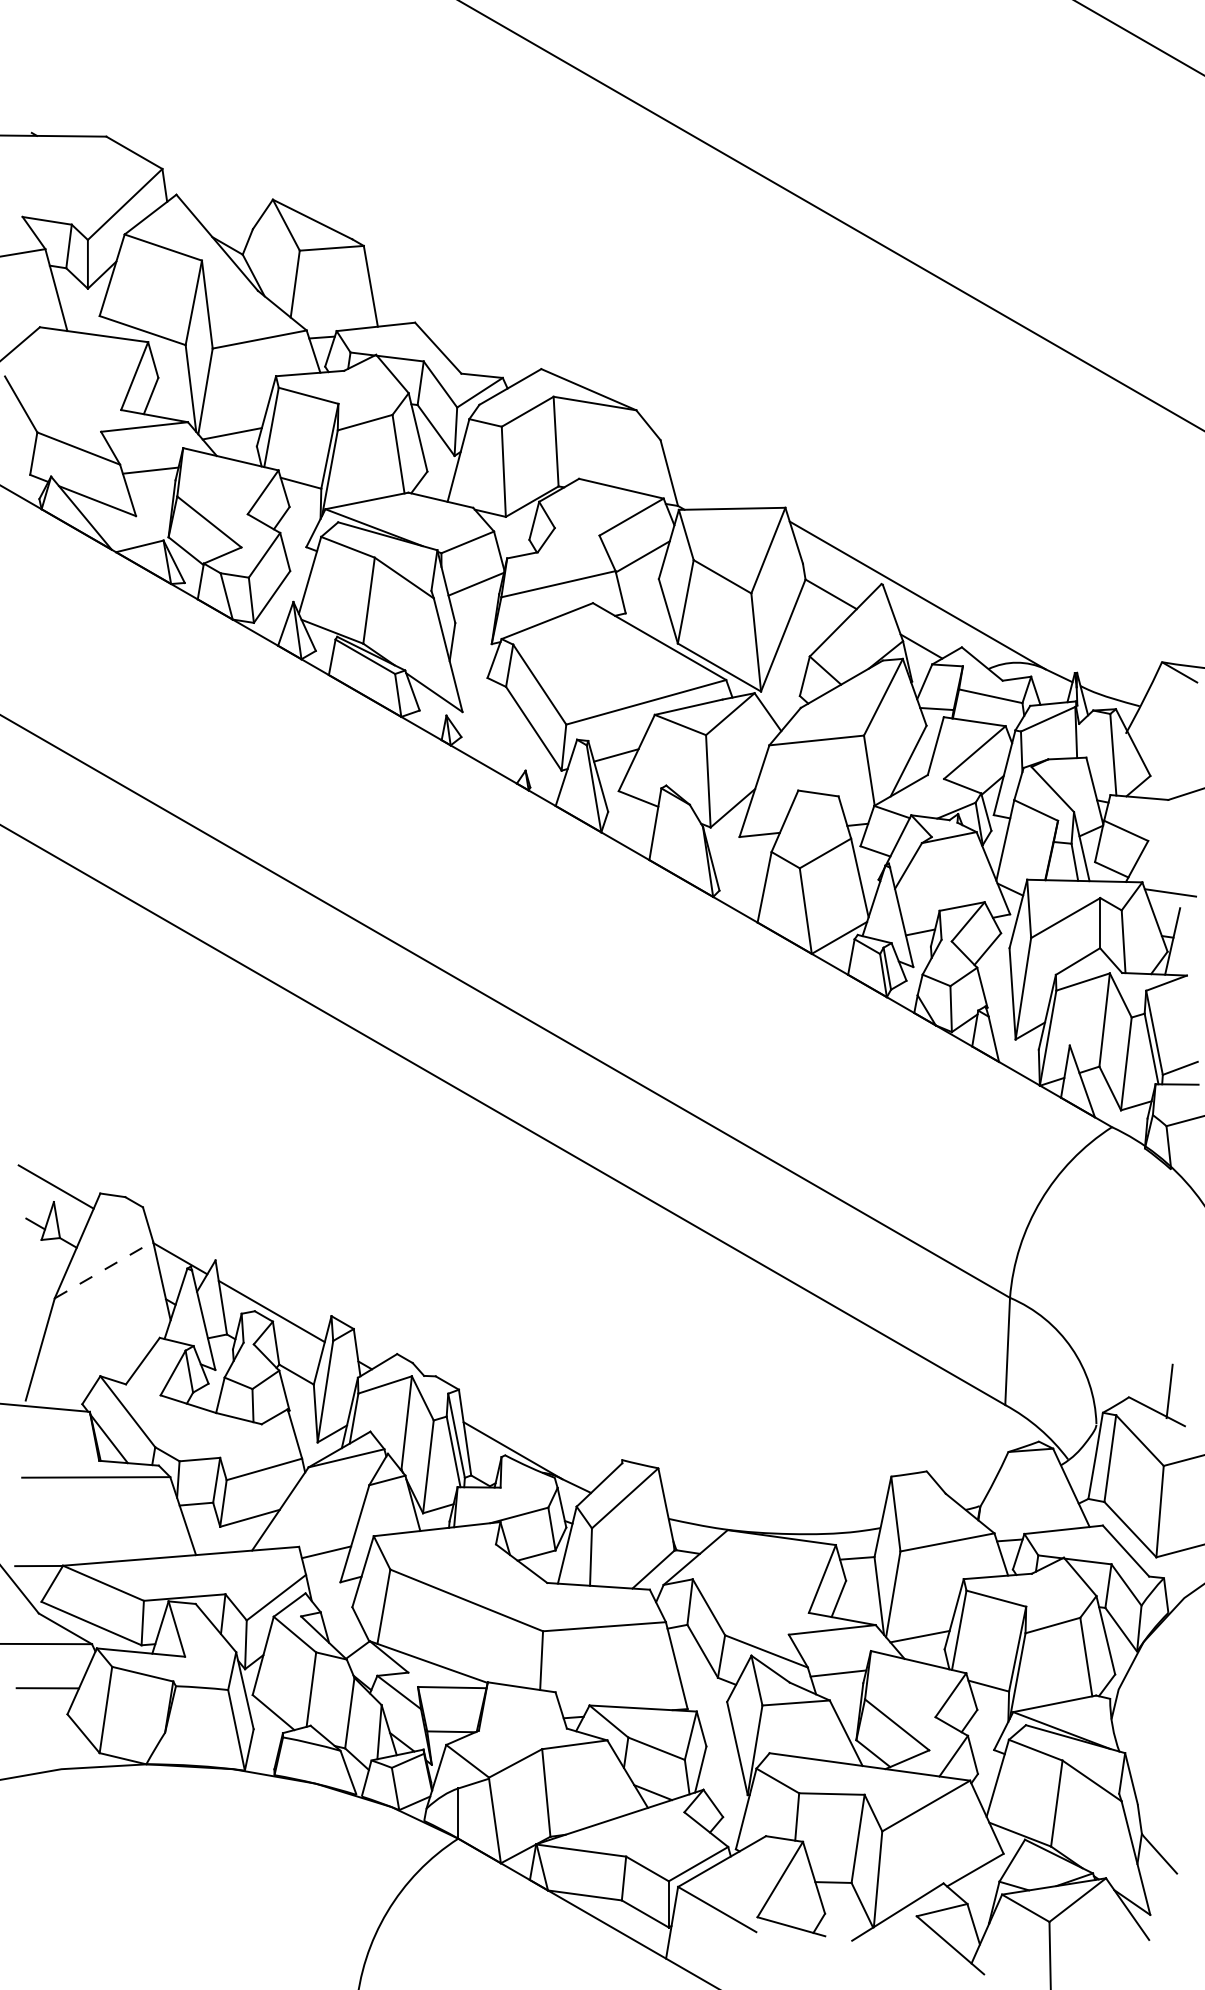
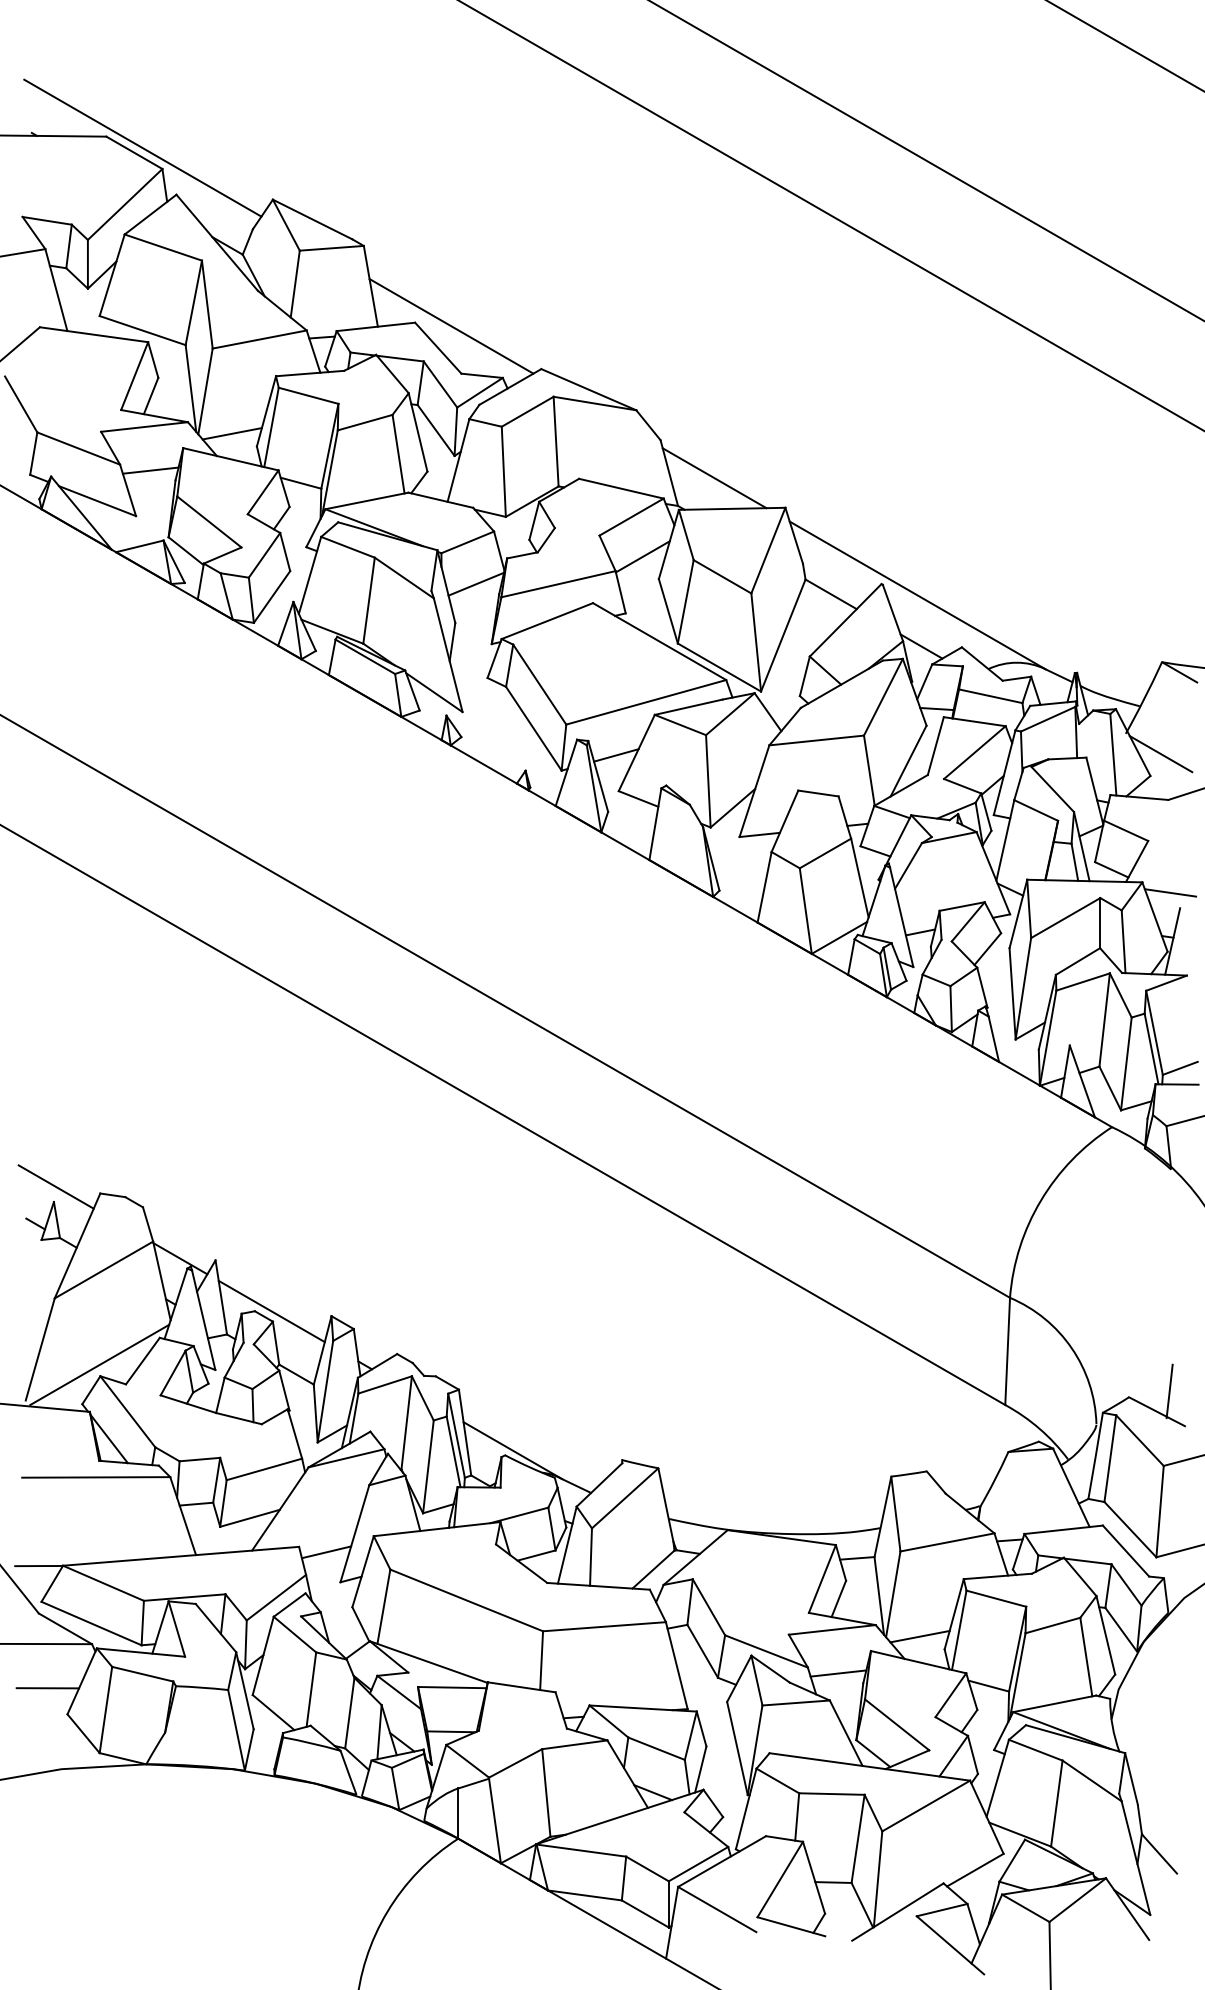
line position: (1139, 37) -> (1125, 45) (1125, 45)
line: none -> present (142, 147)
line: none -> present (926, 160)
line: none -> present (451, 326)
line: none -> present (714, 478)
line: none -> present (1160, 754)
line: dashed -> solid (103, 1270)
line: none -> present (99, 1364)
